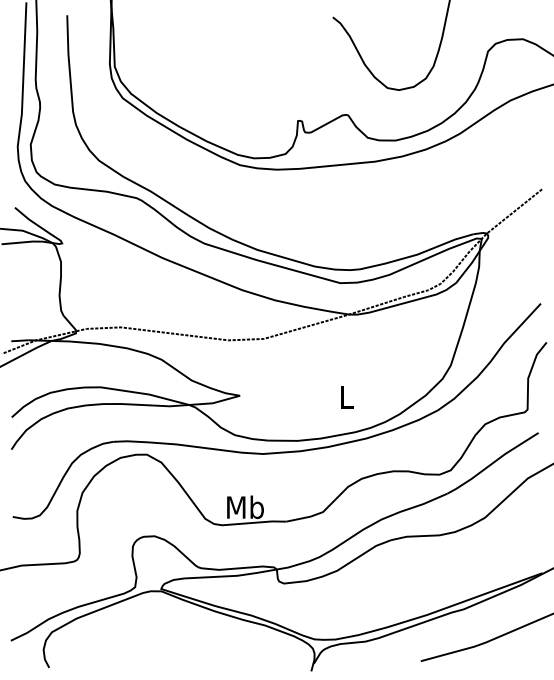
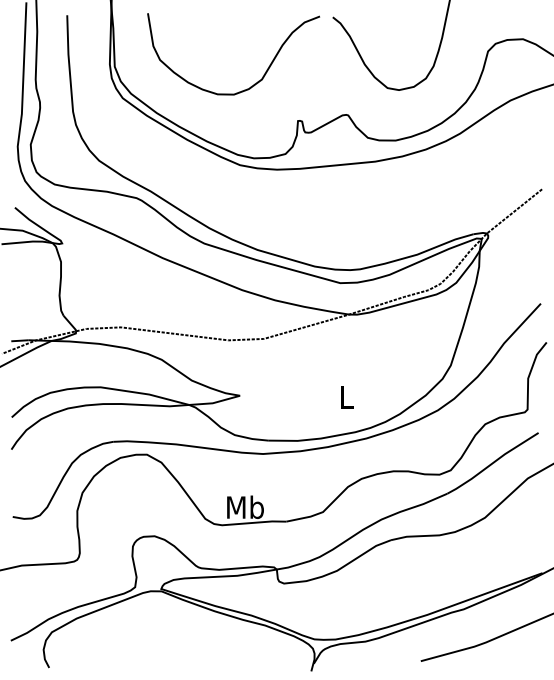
curve: none -> present (254, 83)
